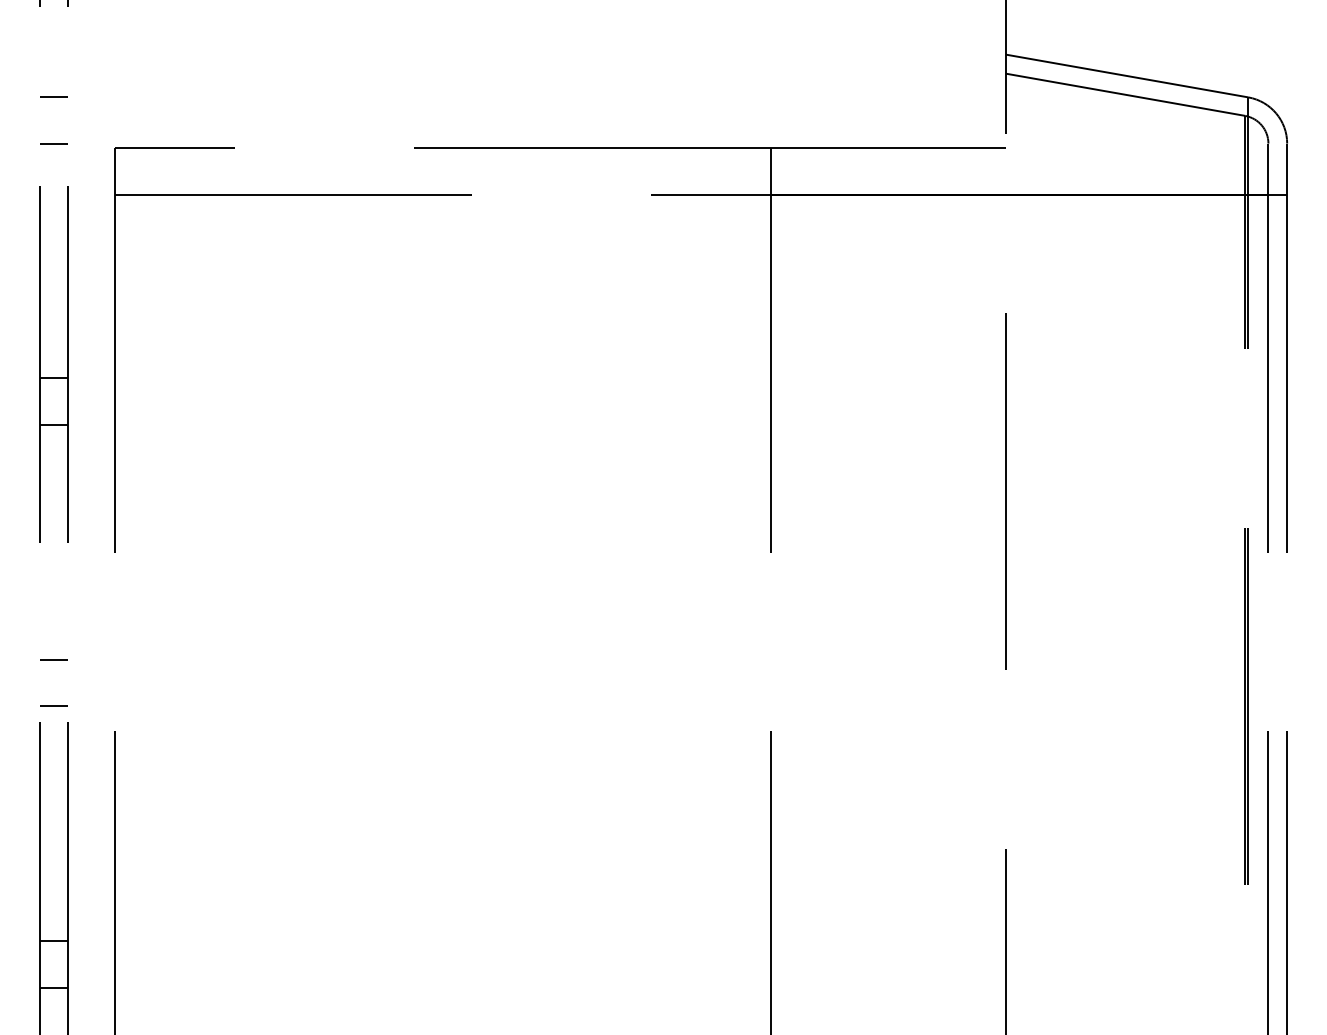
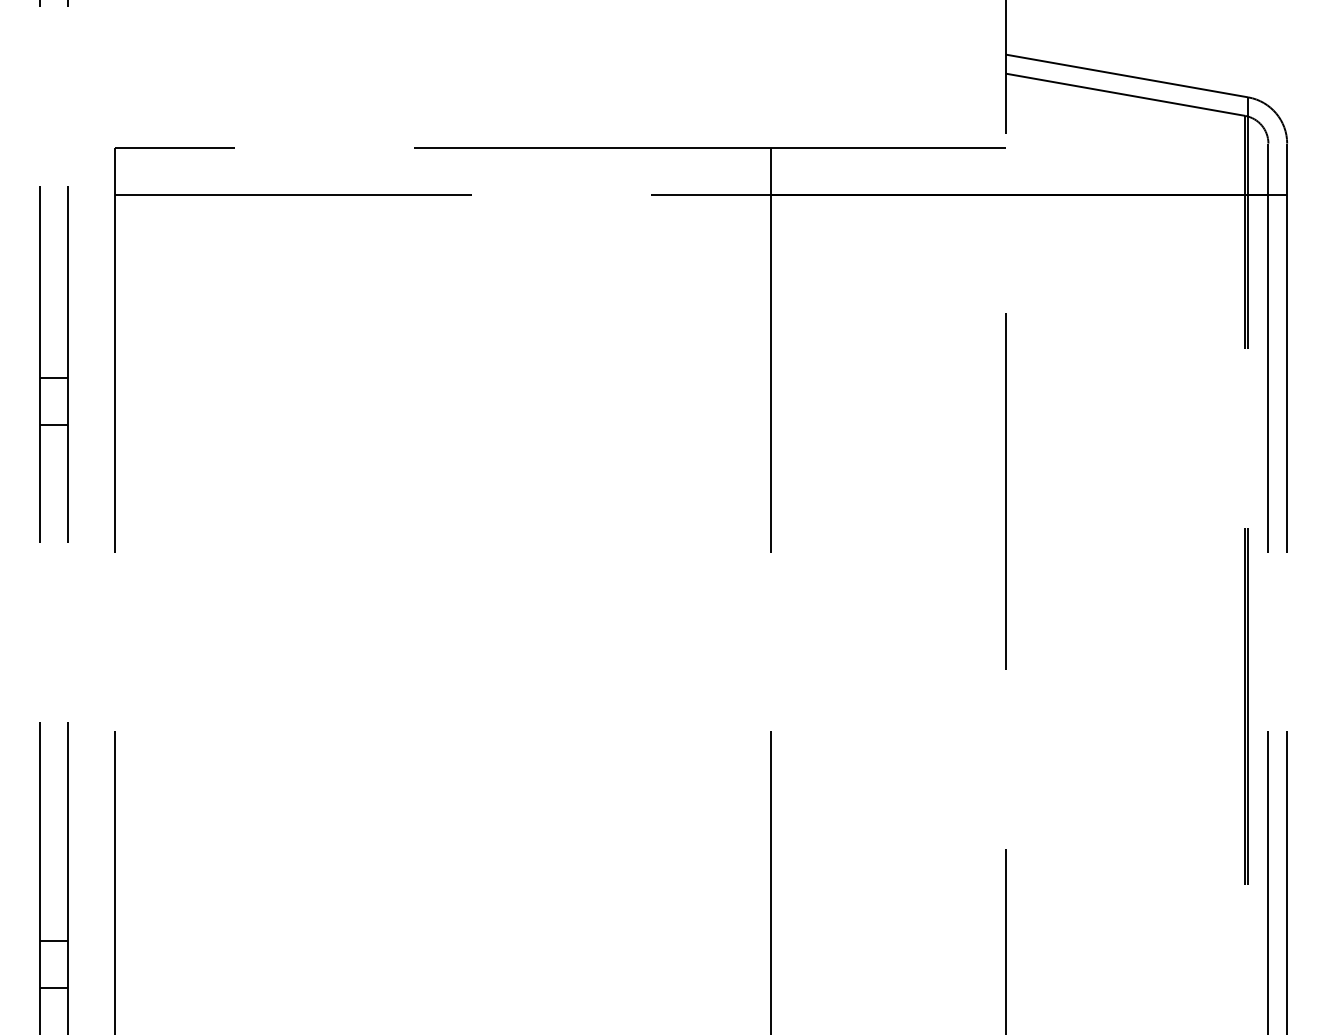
line: present -> none (53, 96)
line: present -> none (53, 143)
line: present -> none (53, 659)
line: present -> none (53, 706)
